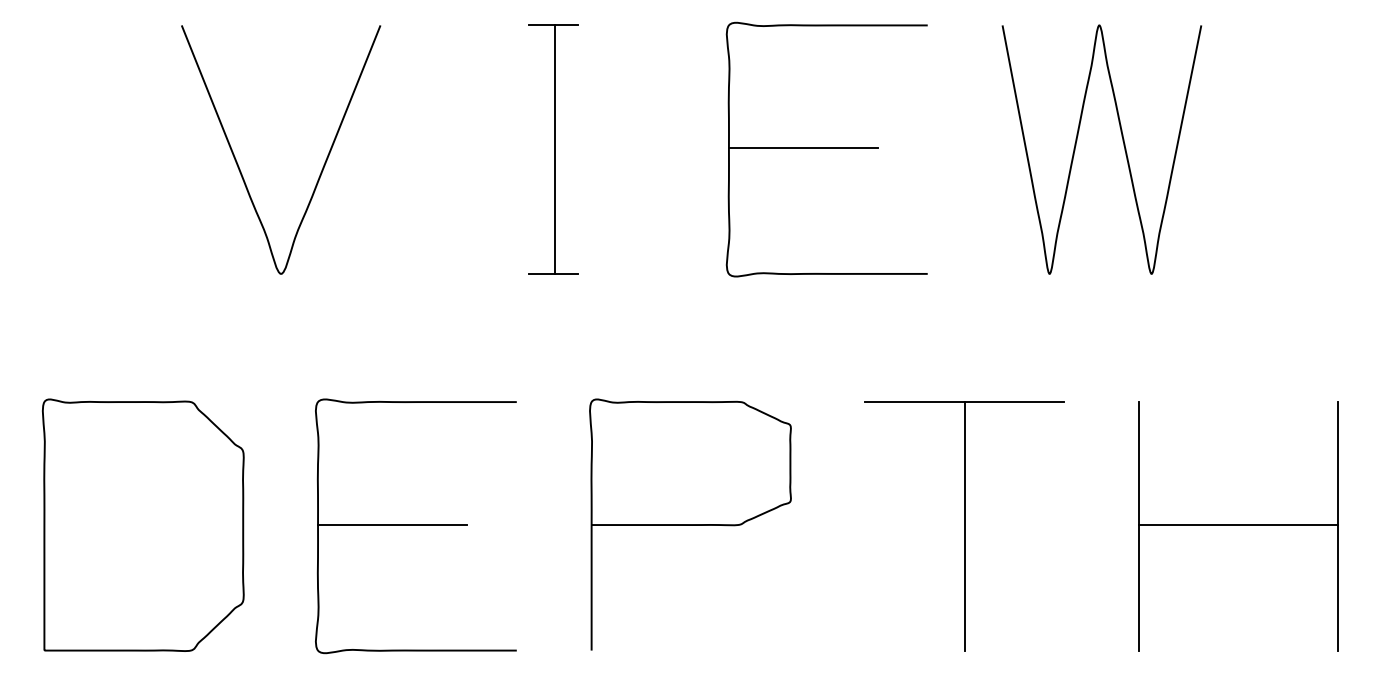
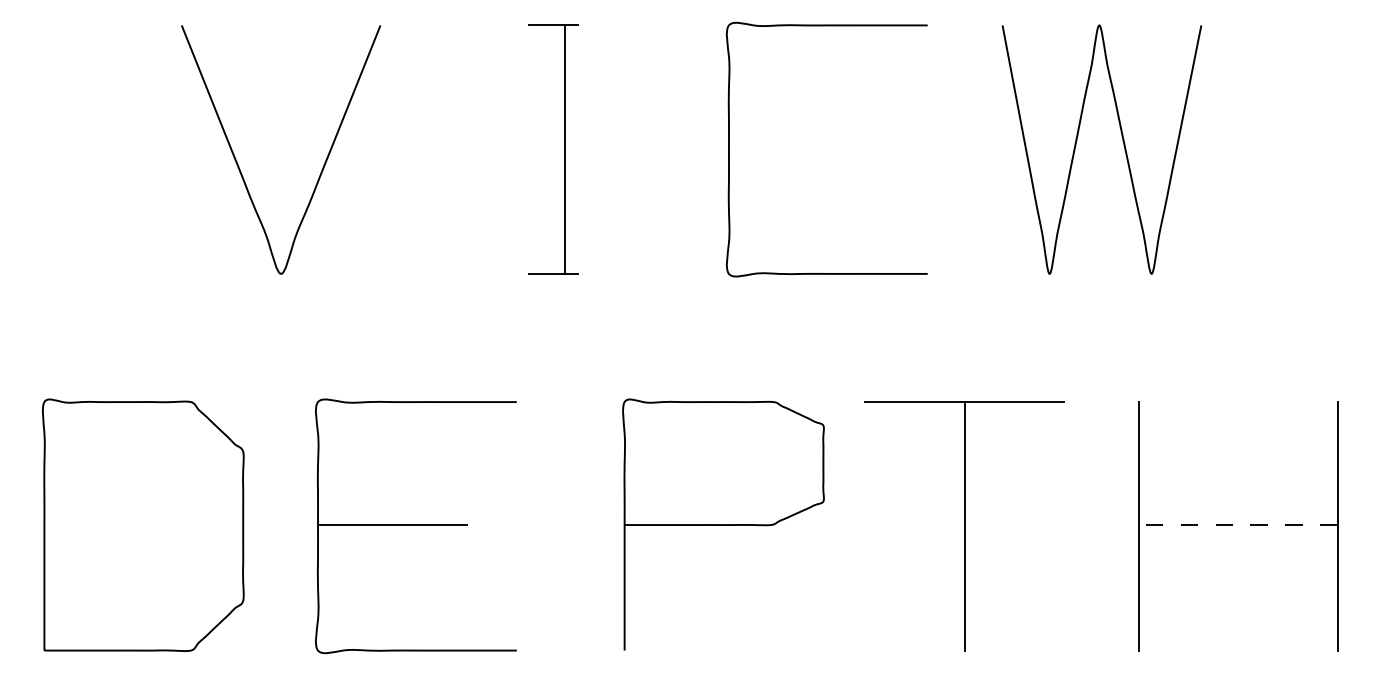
line: present -> none (803, 148)
line position: (554, 149) -> (564, 149) (564, 149)
curve position: (690, 524) -> (723, 524) (723, 524)
line: solid -> dashed (1237, 525)
